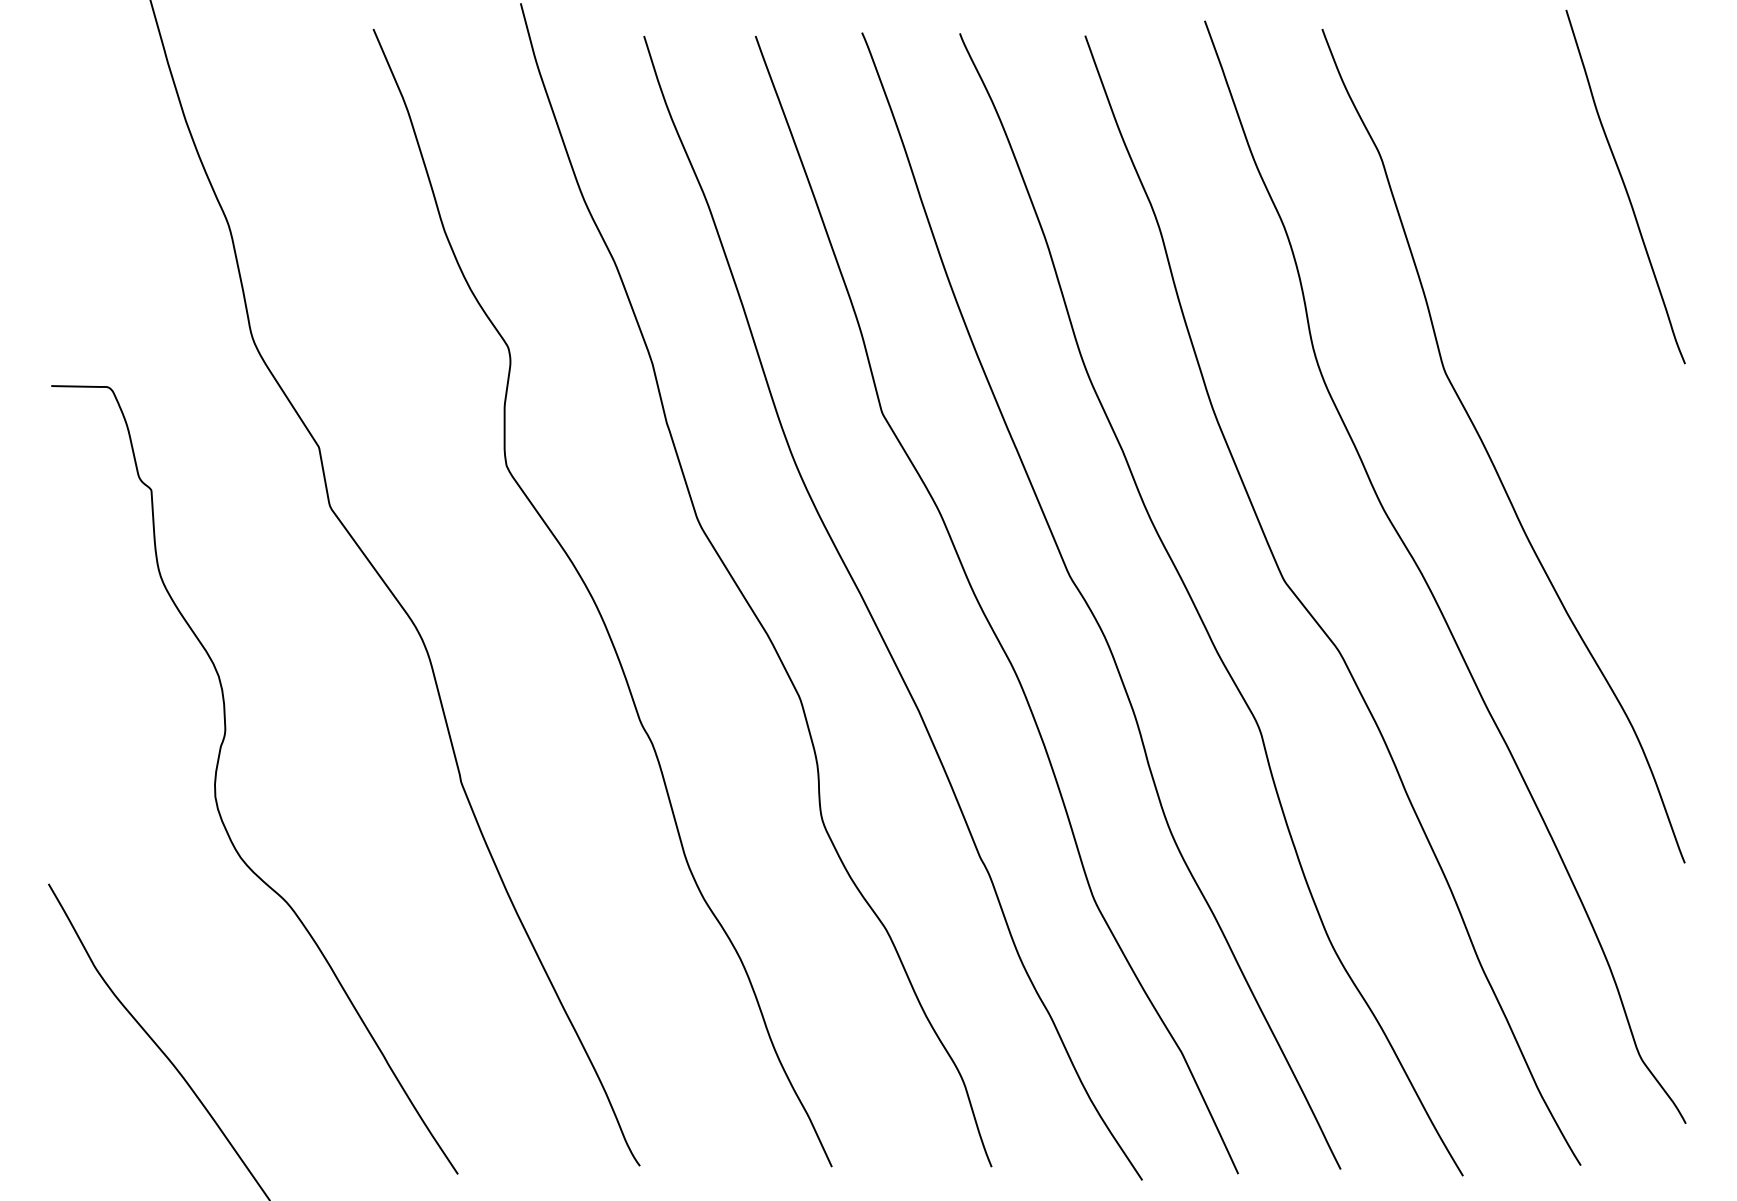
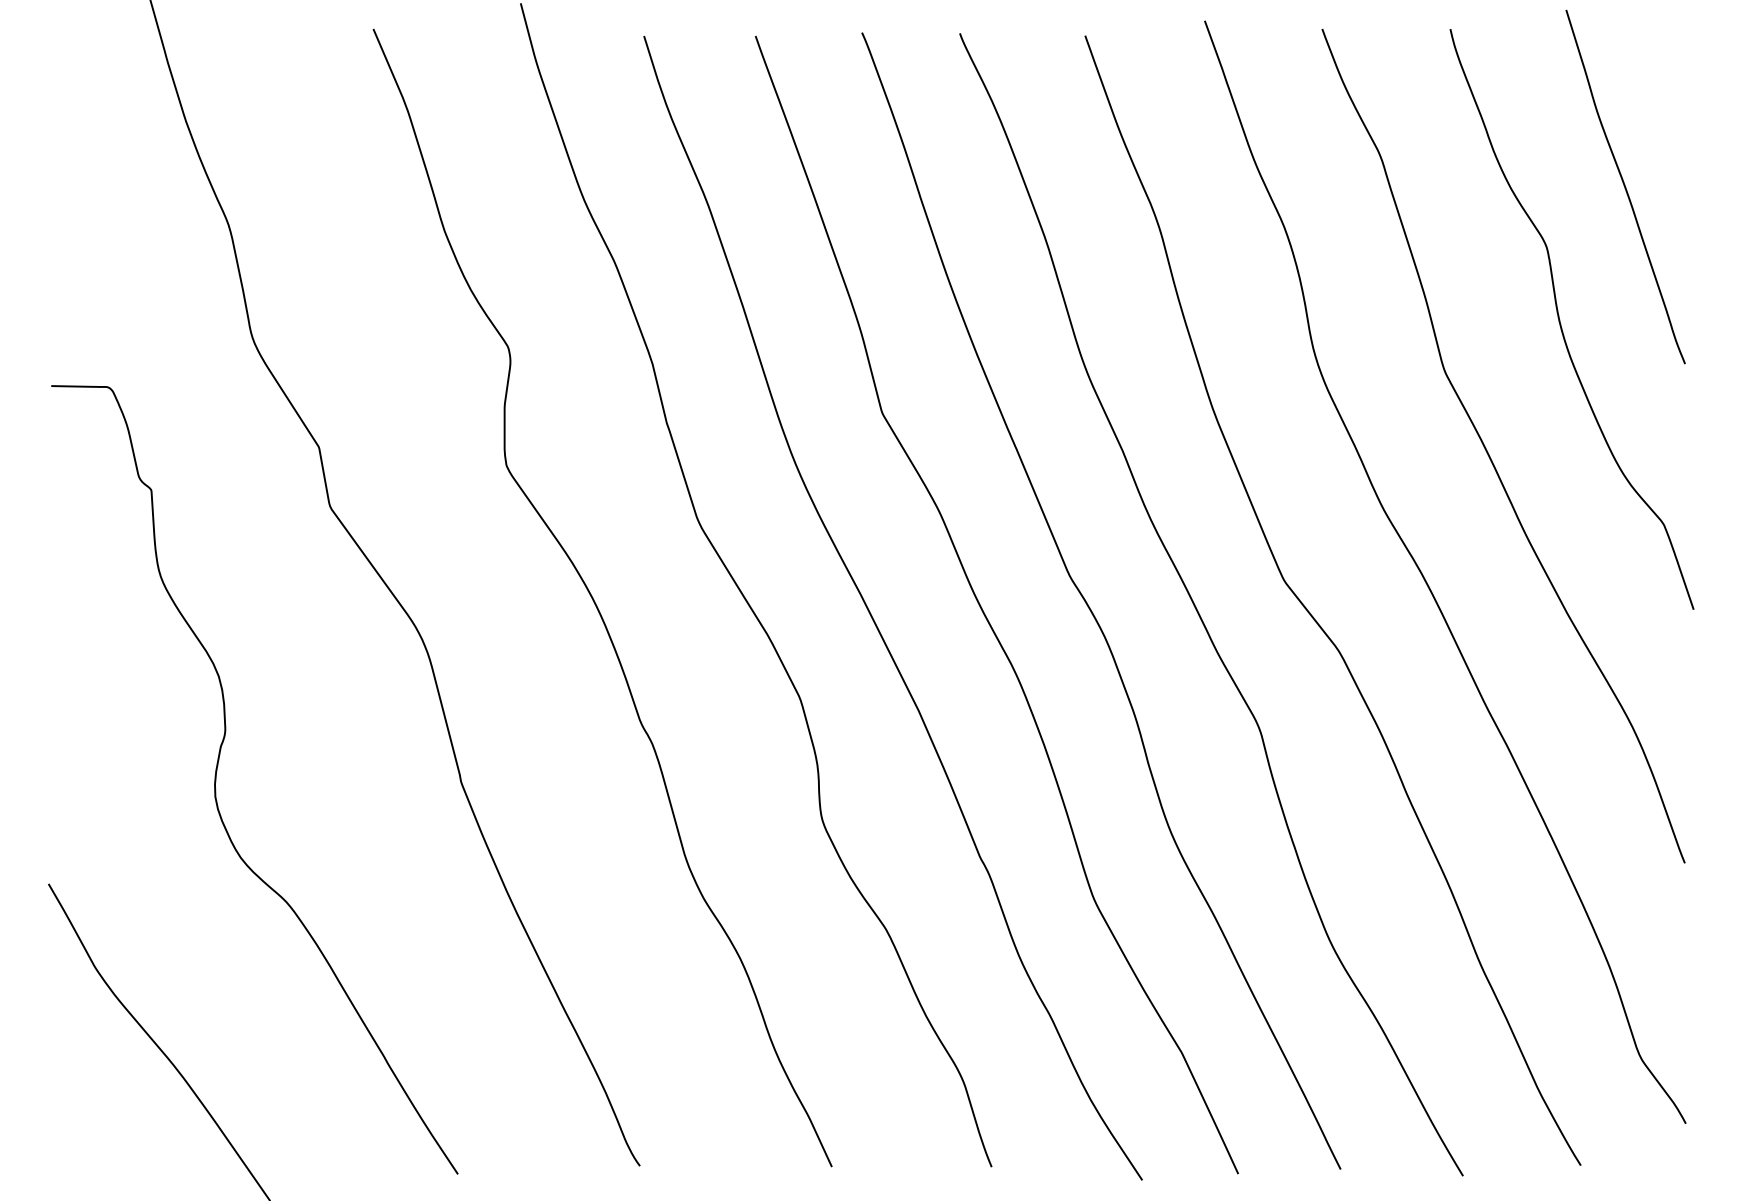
curve: none -> present (1560, 320)
